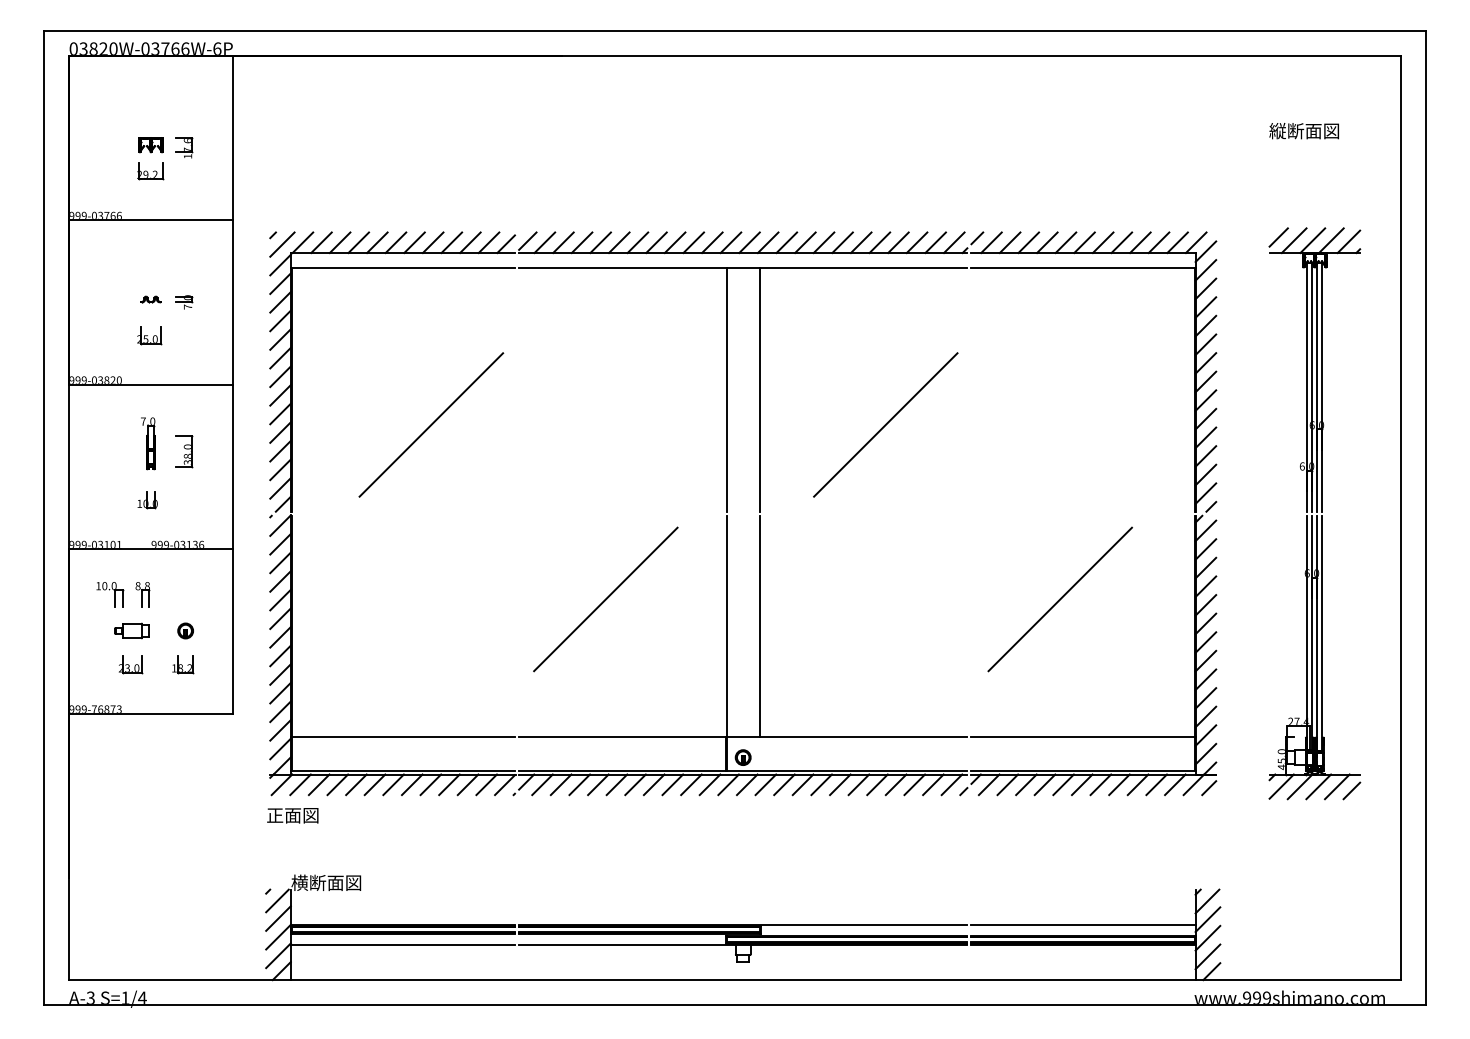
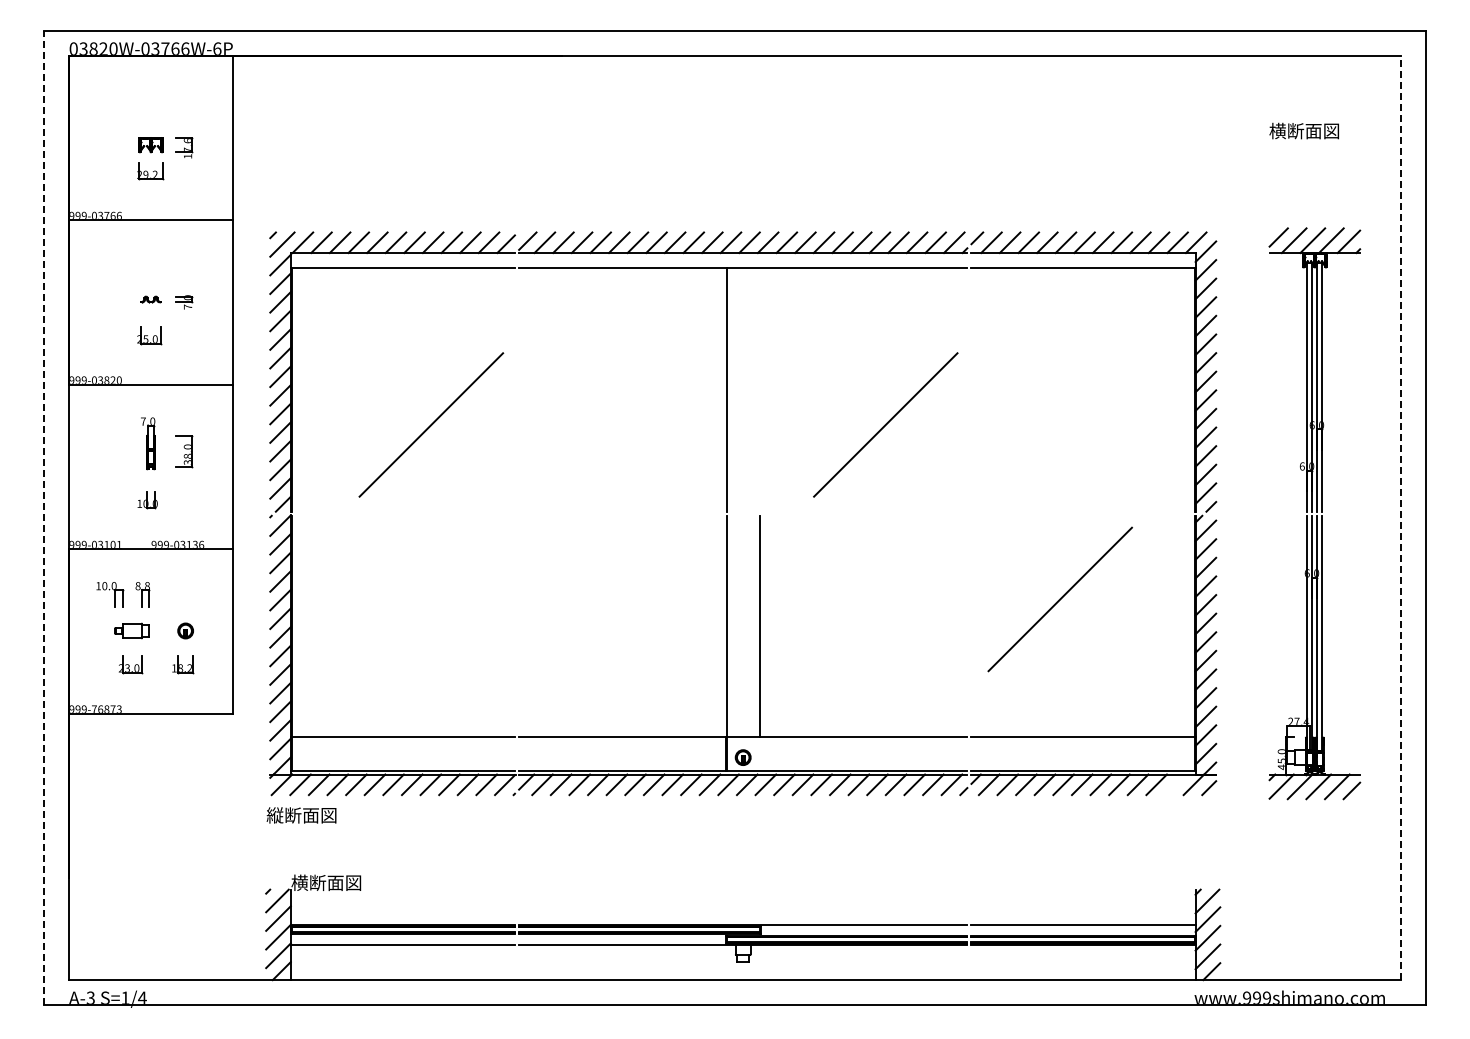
text: 縦断面図 -> 横断面図 (1277, 130)
line: present -> none (759, 389)
line: solid -> dashed (44, 517)
line: solid -> dashed (1401, 517)
line: present -> none (605, 599)
line: present -> none (1175, 784)
text: 正面図 -> 縦断面図 (301, 815)
